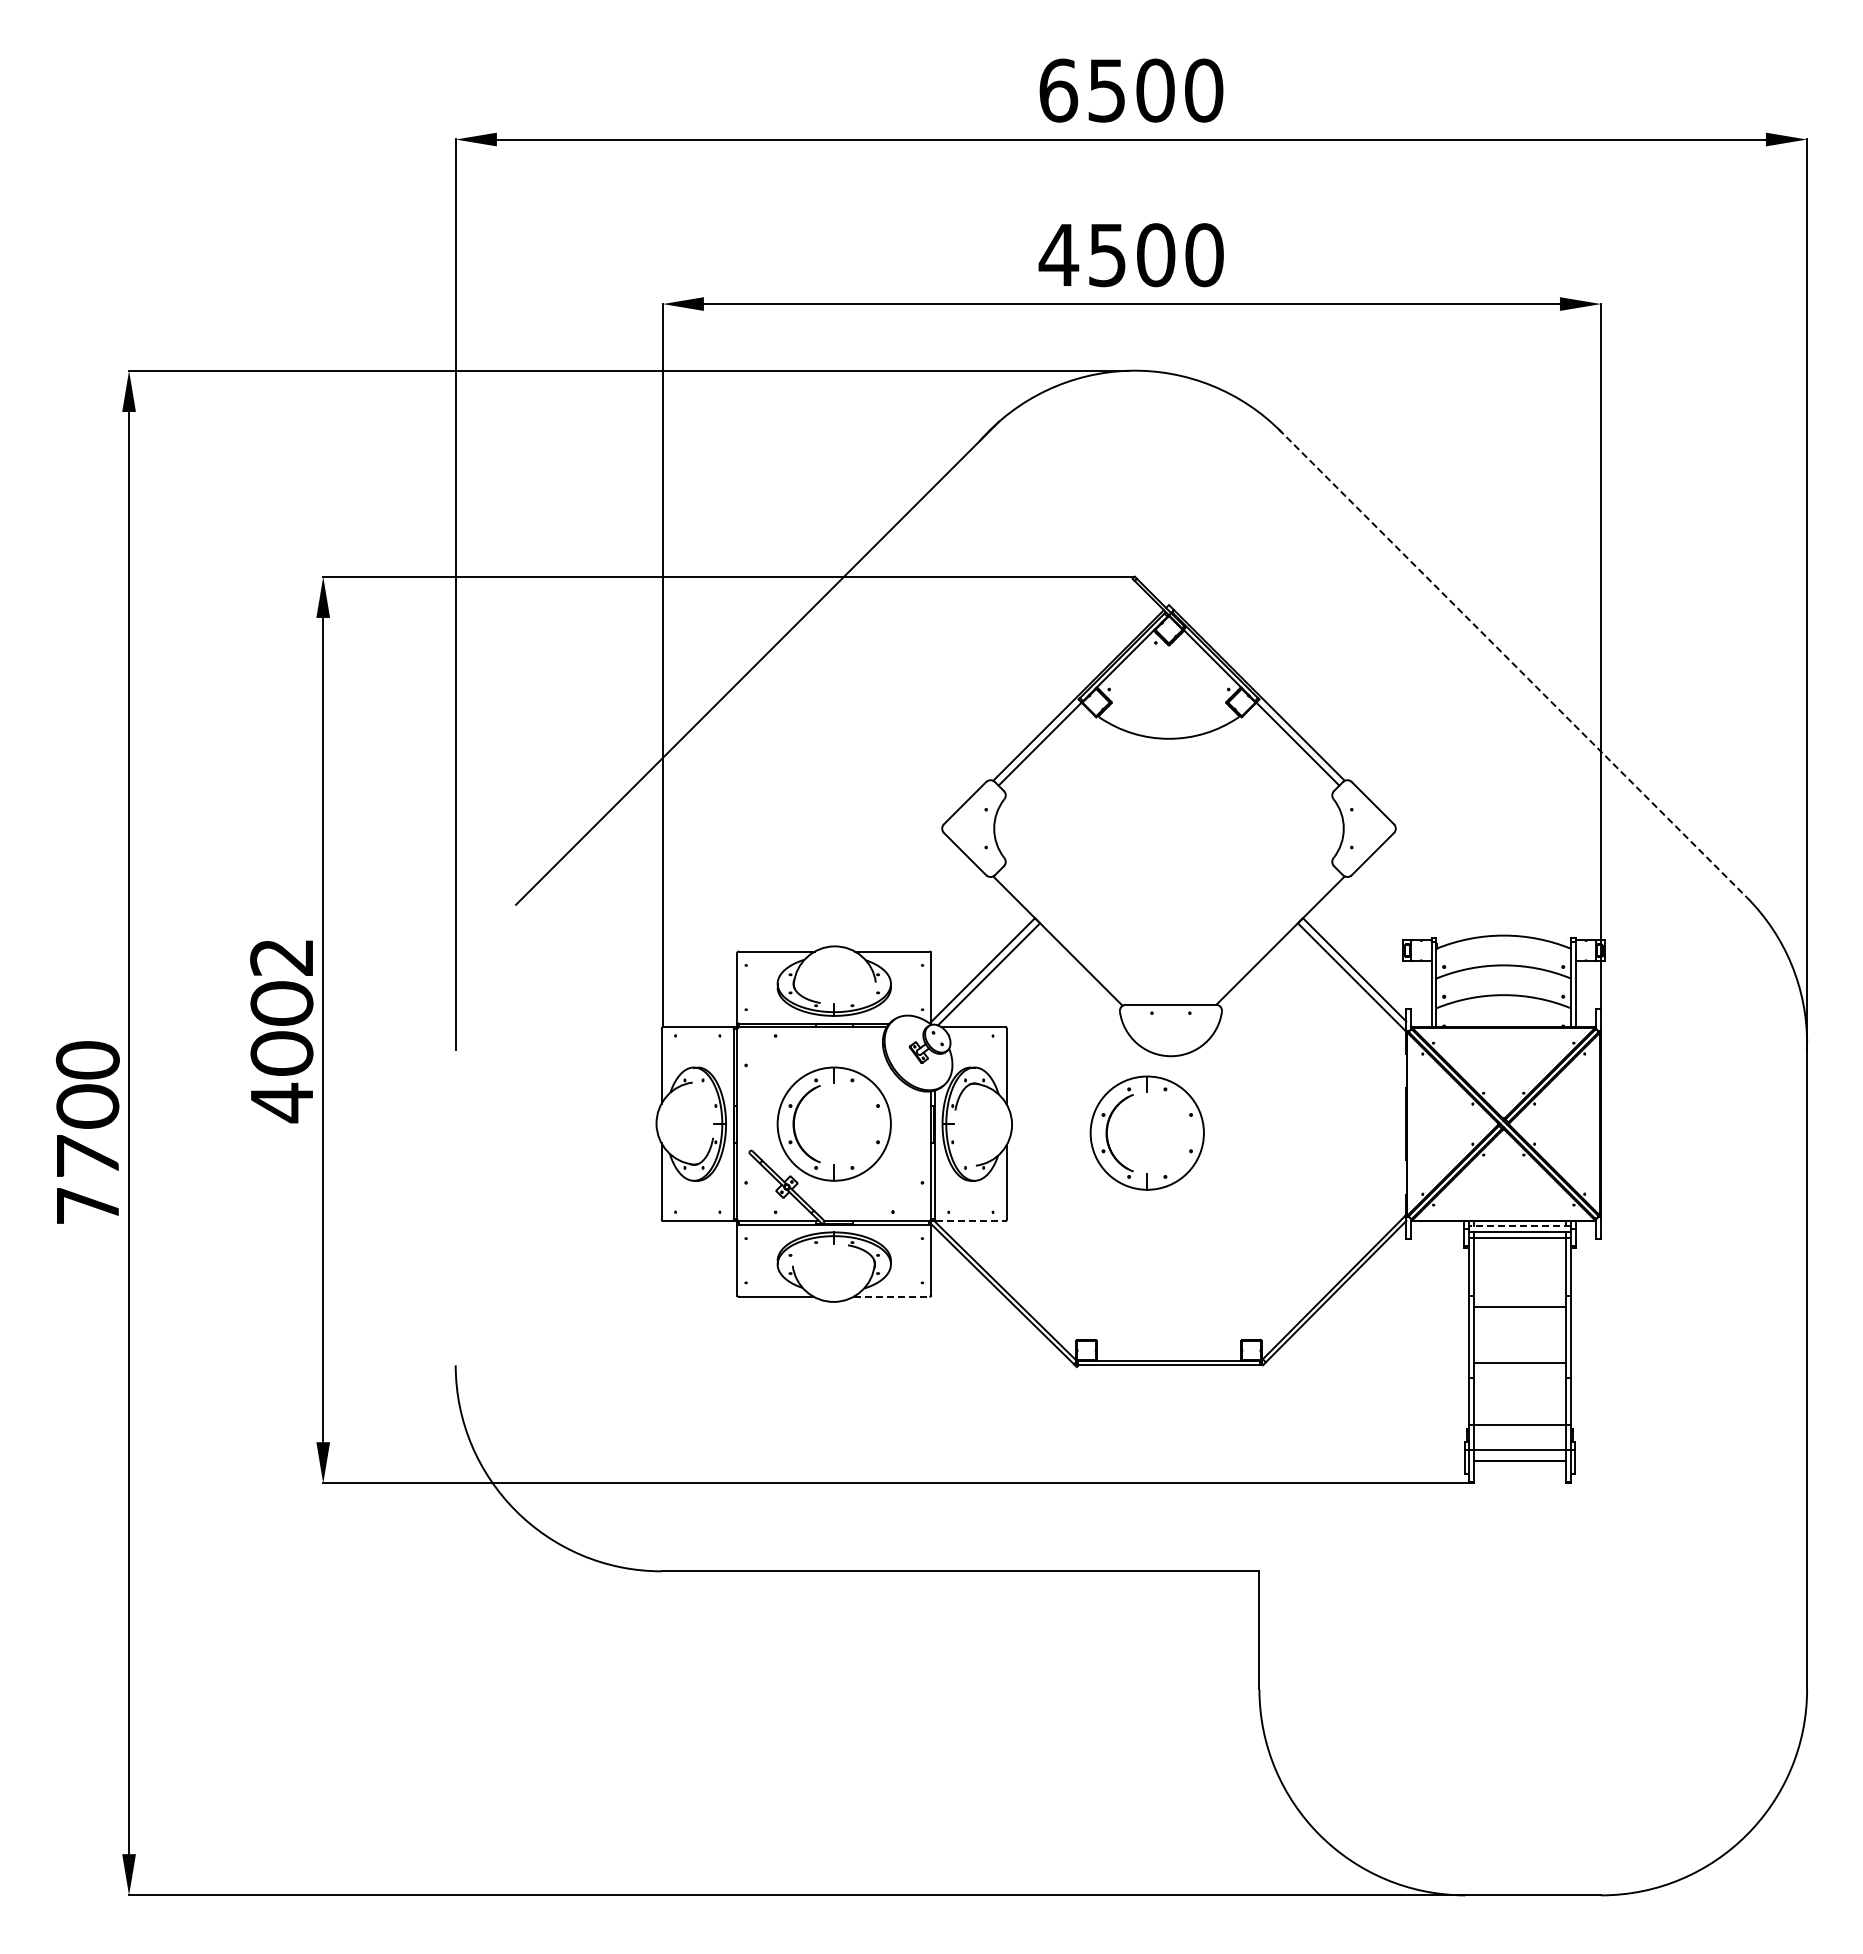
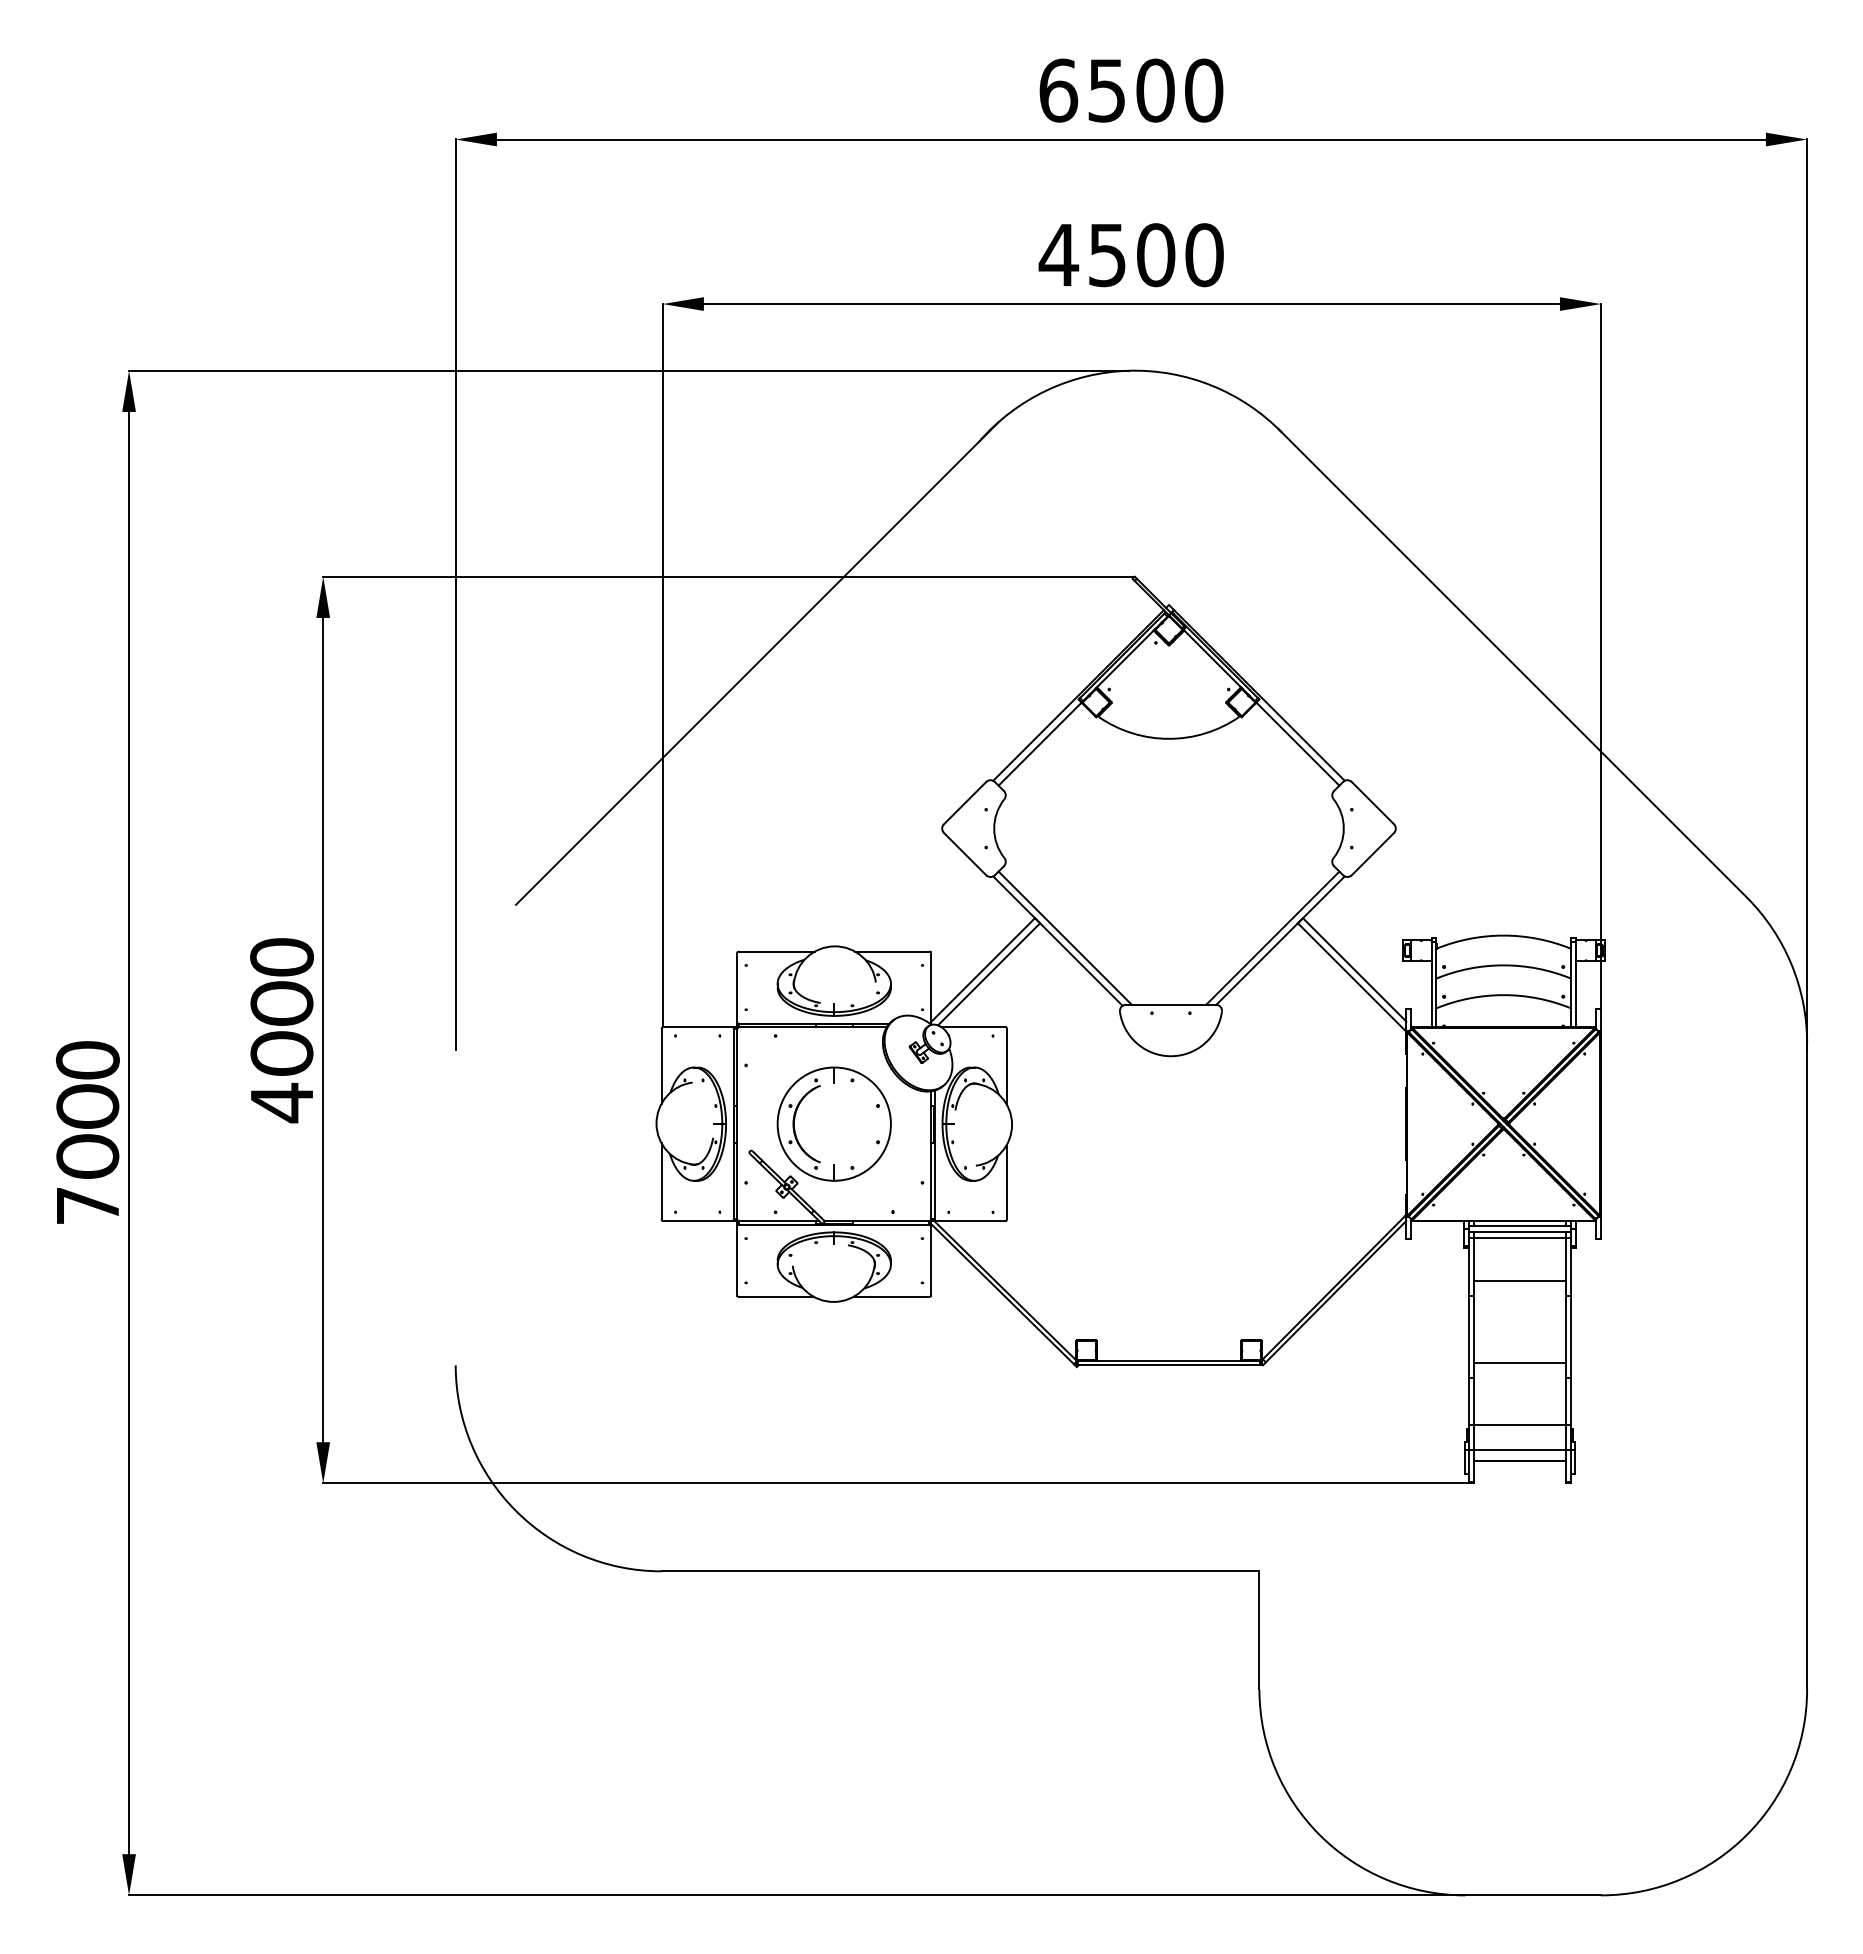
line: dashed -> solid (1512, 663)
line: none -> present (1064, 937)
line: none -> present (1272, 937)
text: 2 -> 0 (282, 957)
part: present -> none (1146, 1132)
text: 70 -> 00 (87, 1156)
line: dashed -> solid (971, 1221)
line: dashed -> solid (1519, 1226)
line: dashed -> solid (891, 1296)
line position: (1519, 1307) -> (1519, 1281) (1519, 1281)
